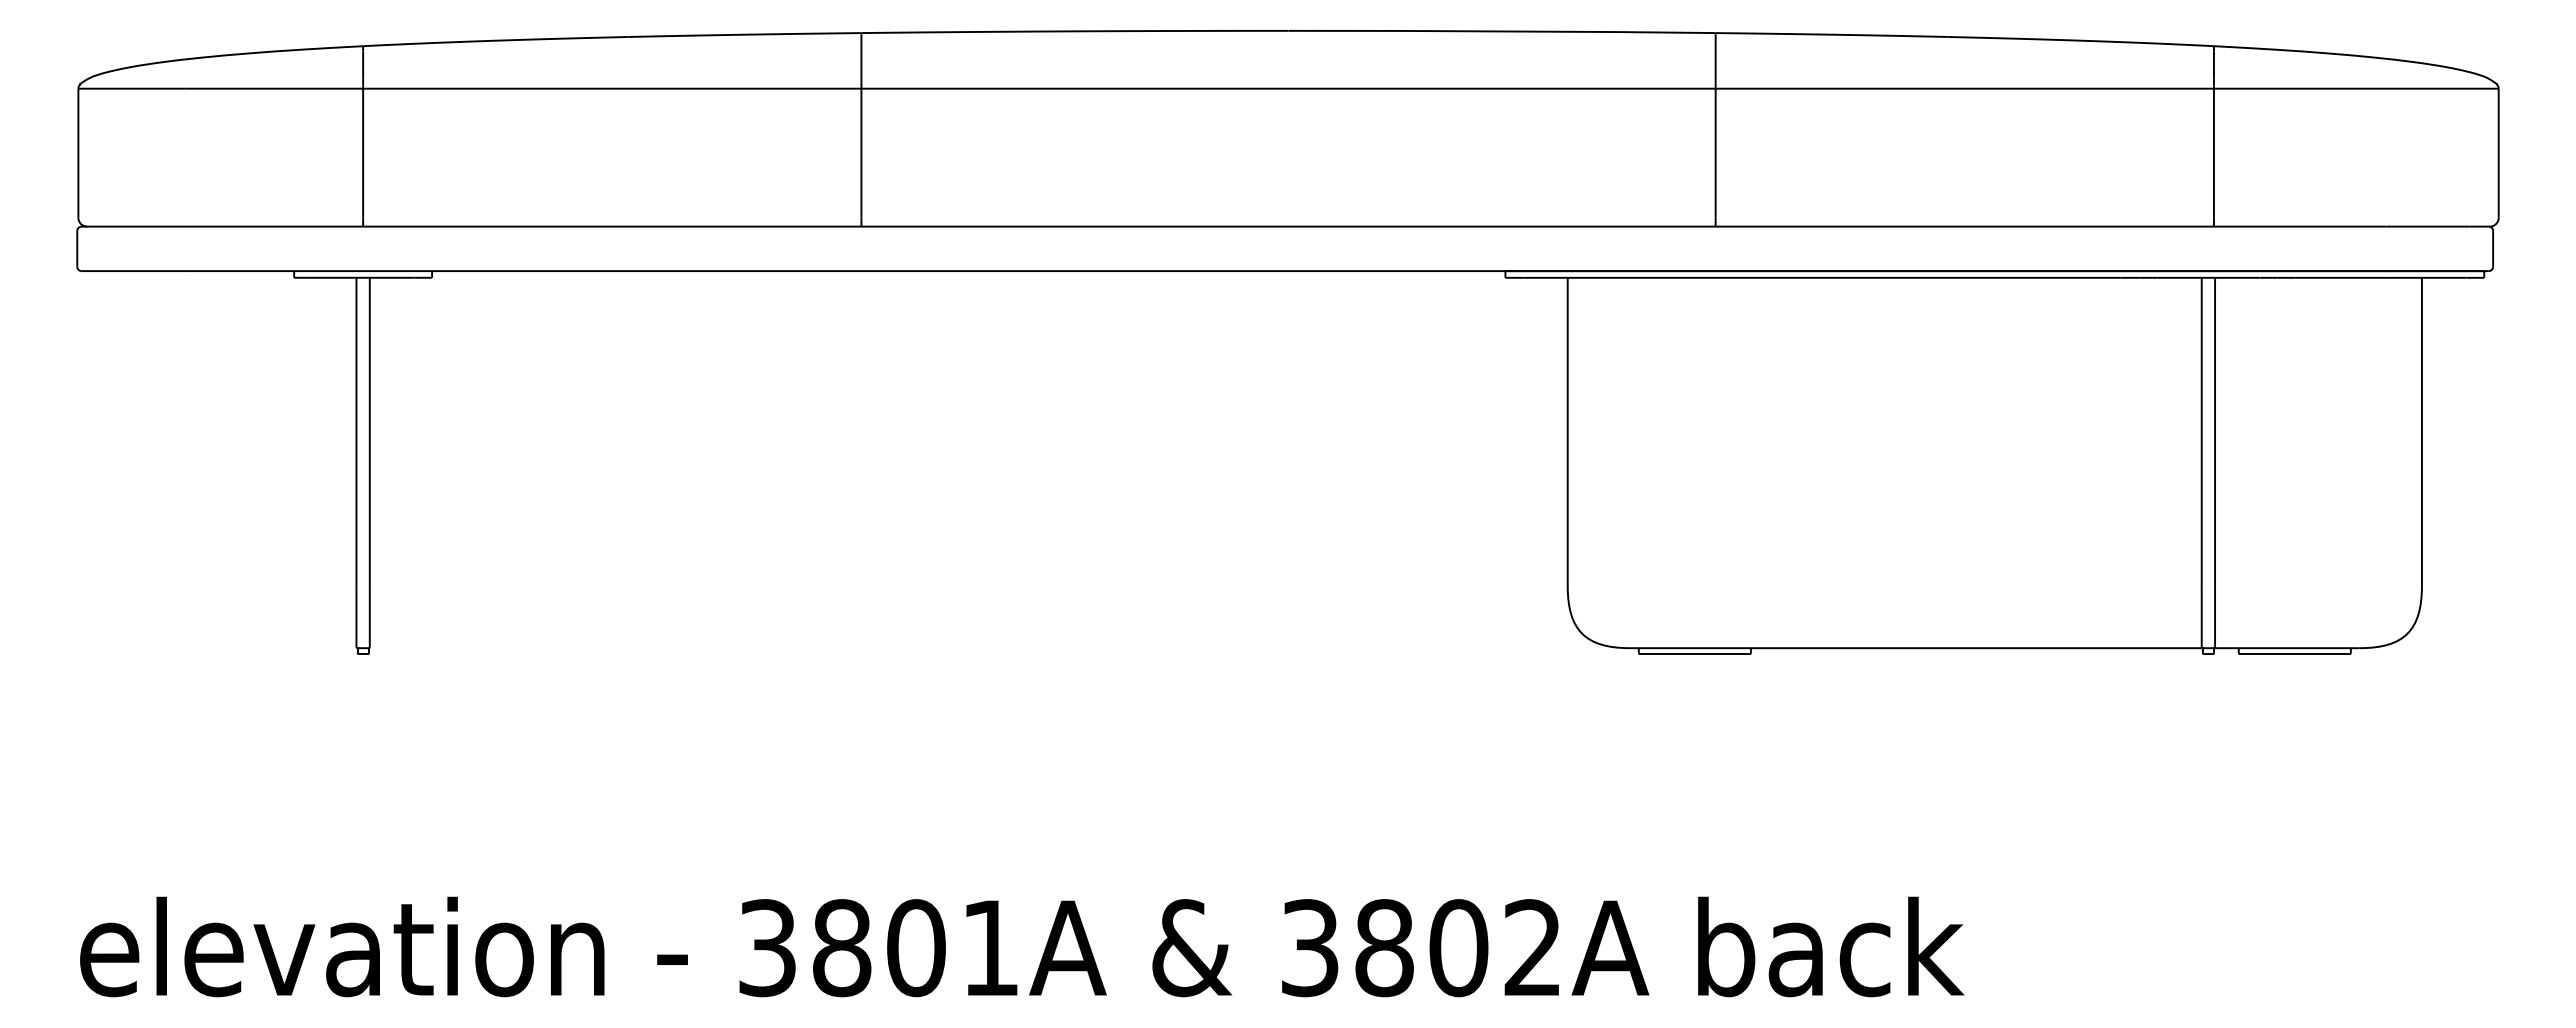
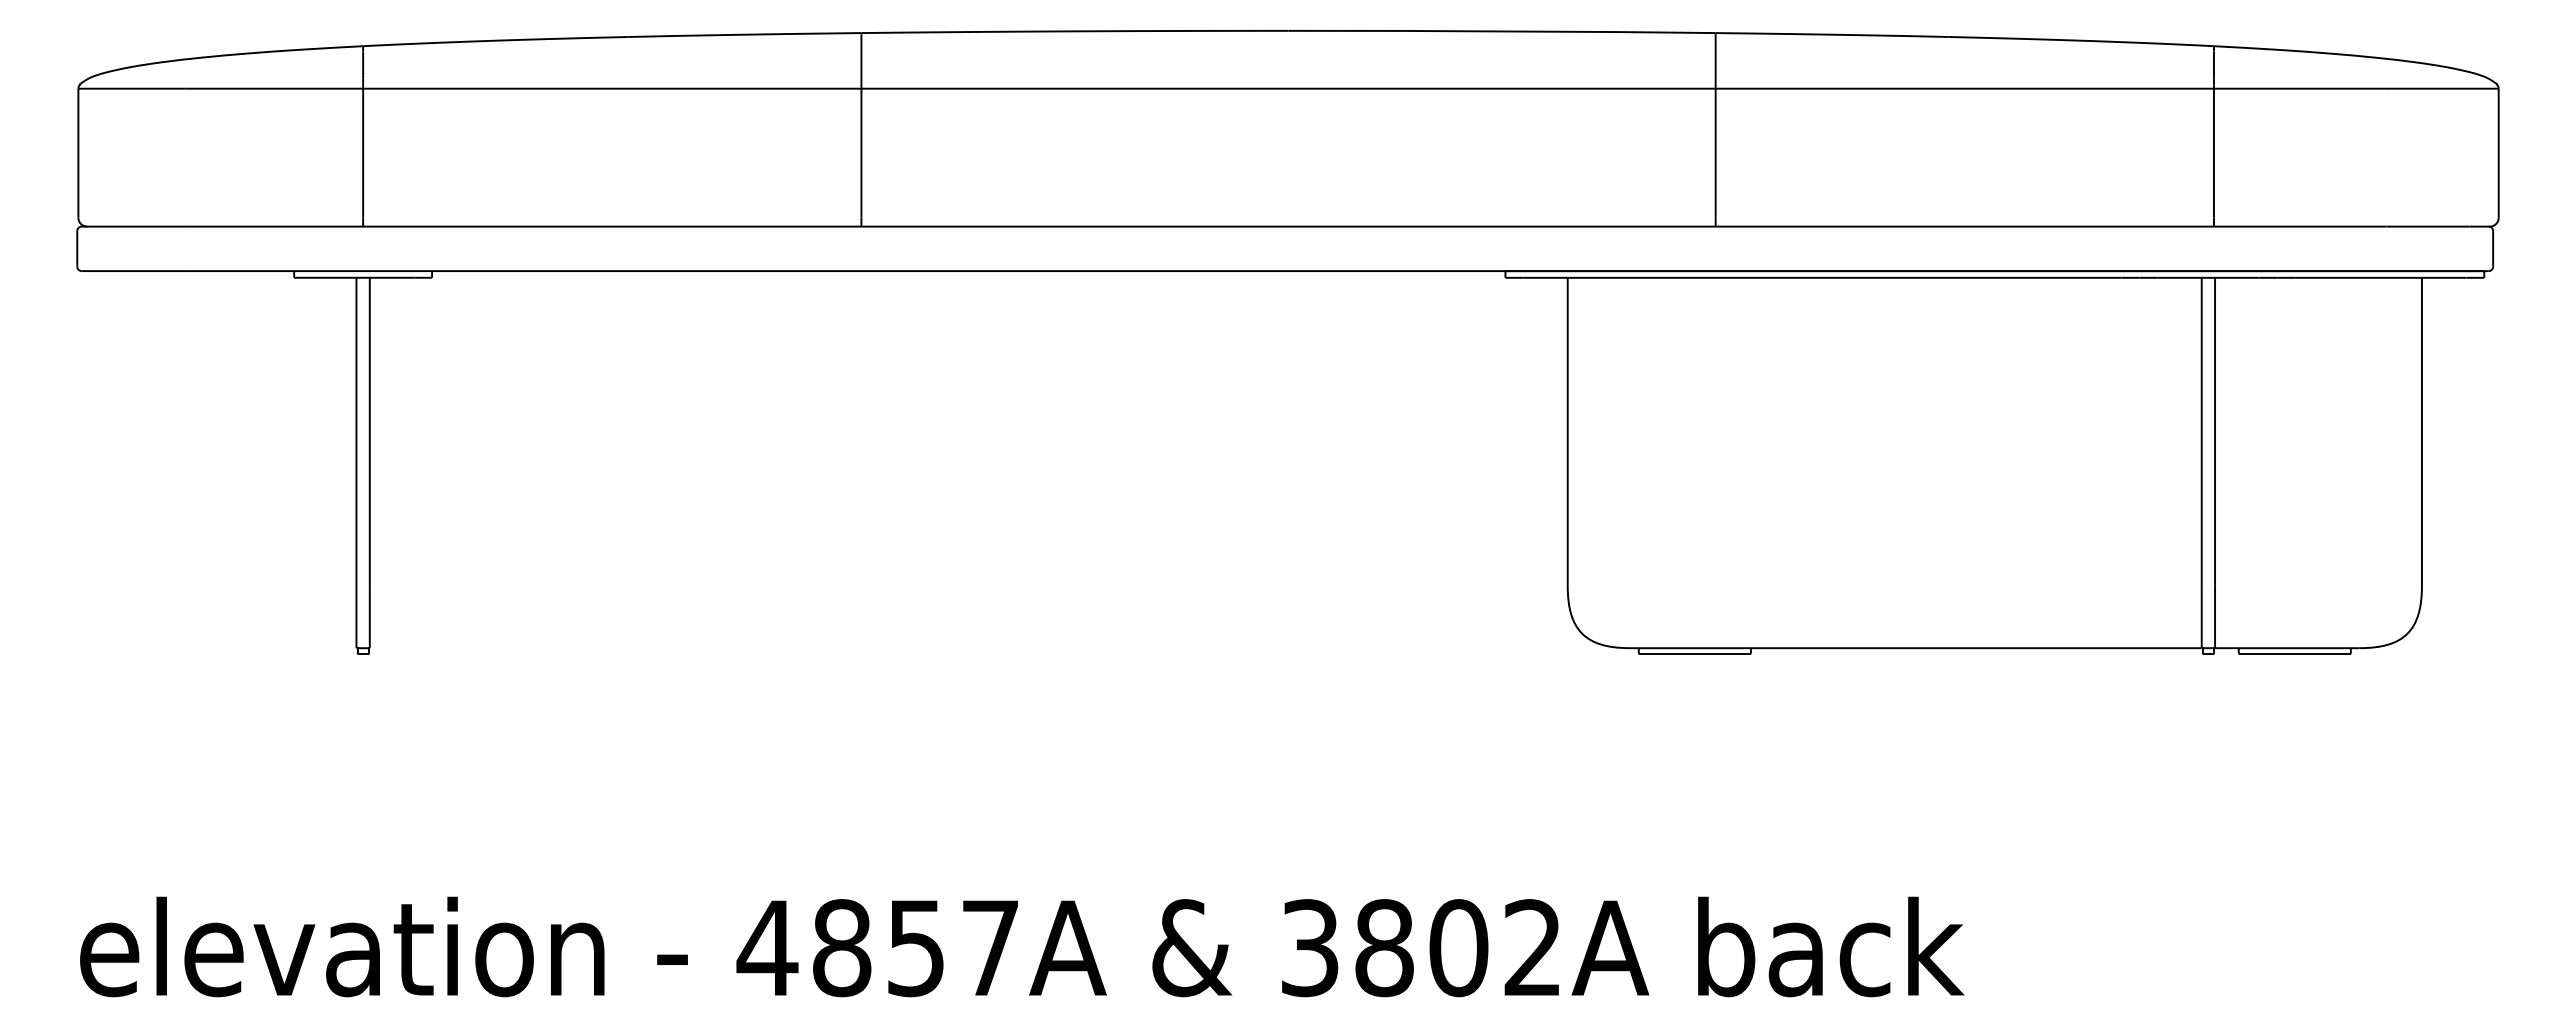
text: 3801A -> 4857A (876, 948)
